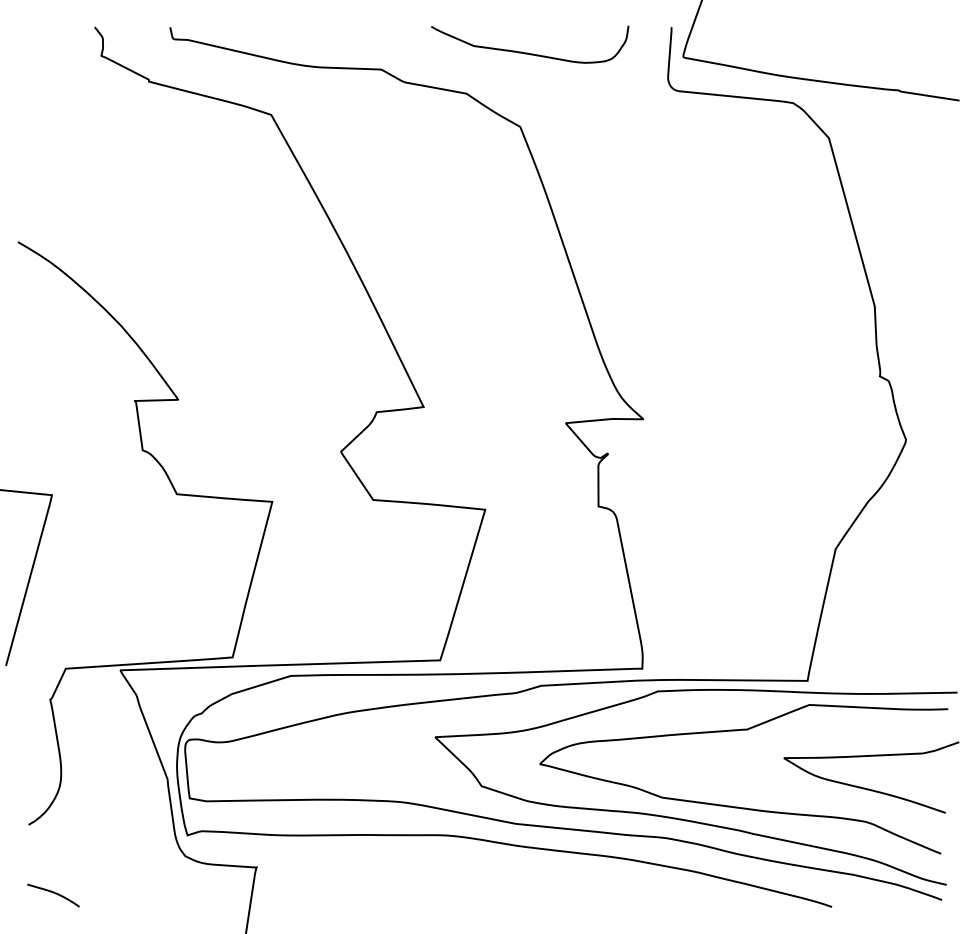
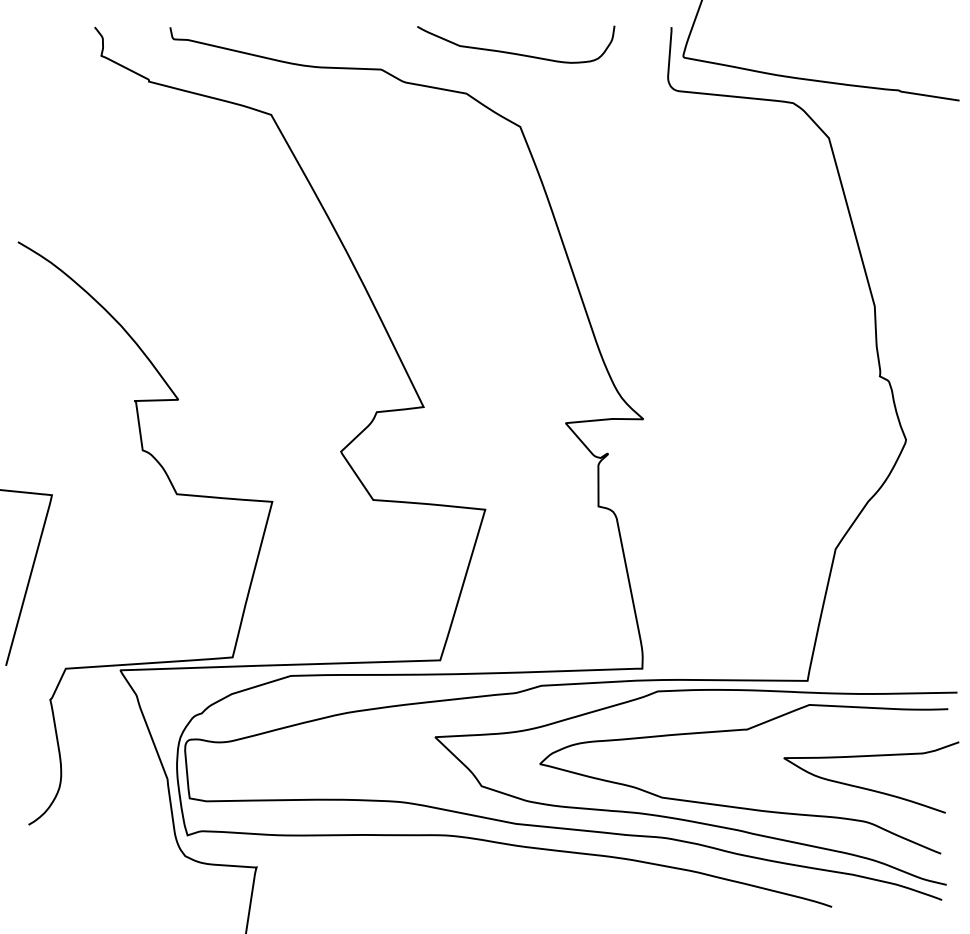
curve position: (528, 52) -> (514, 52) (514, 52)
curve: present -> none (53, 893)
